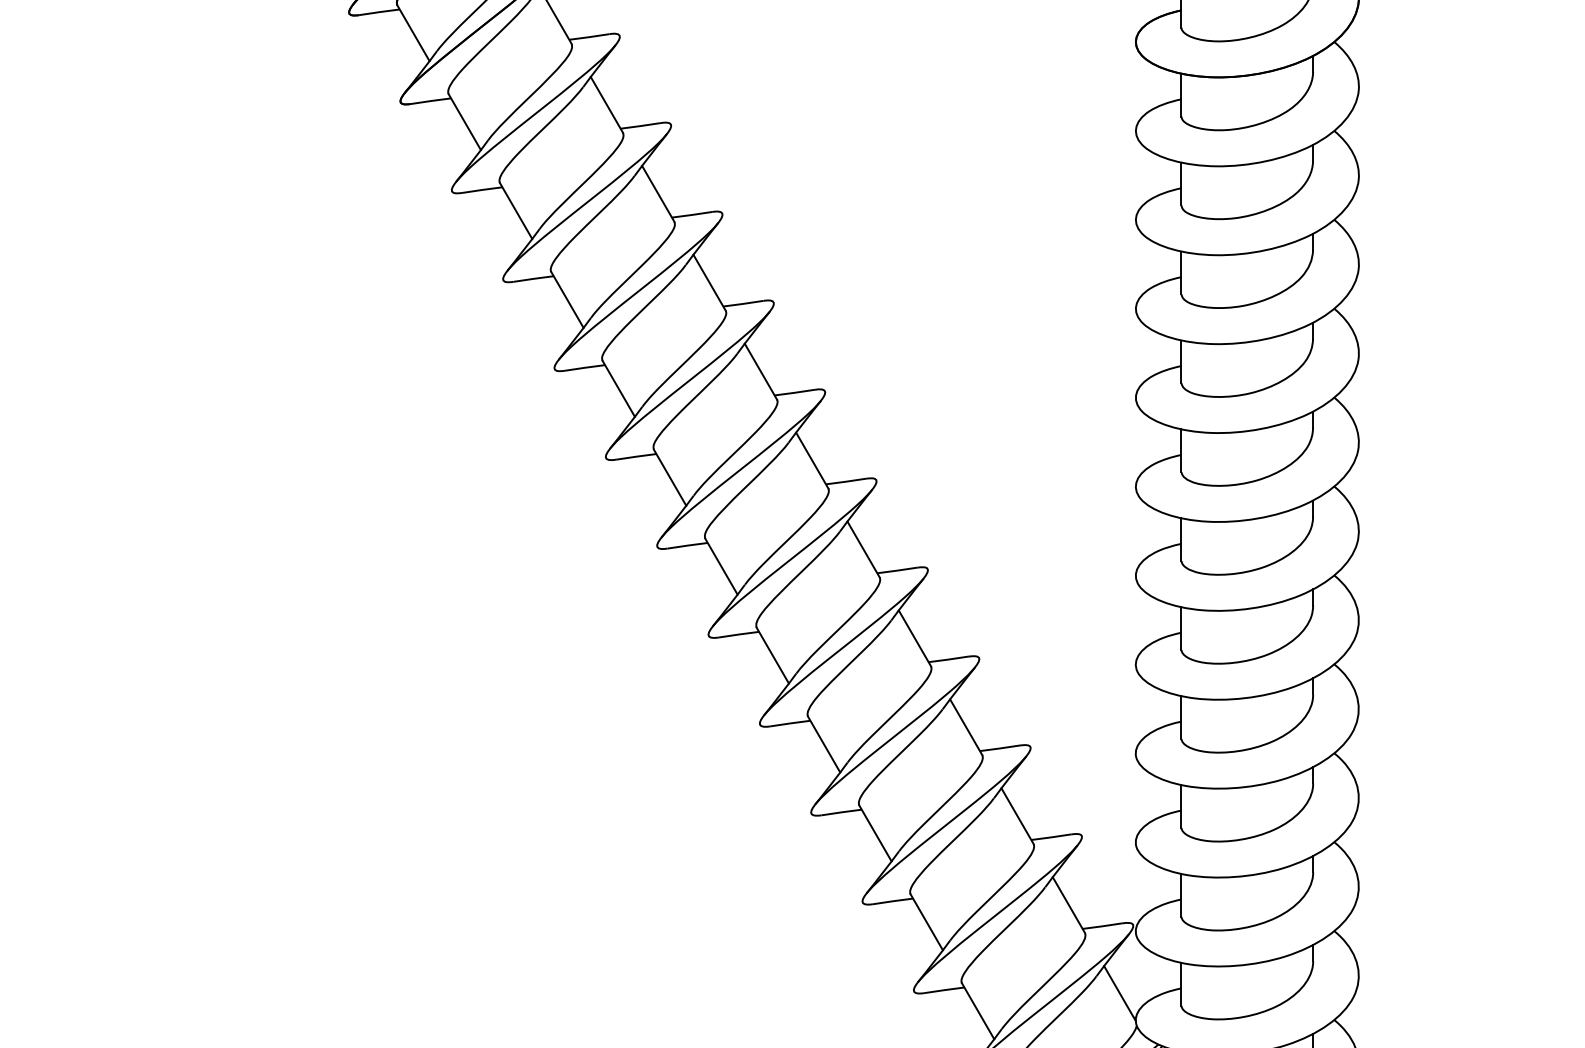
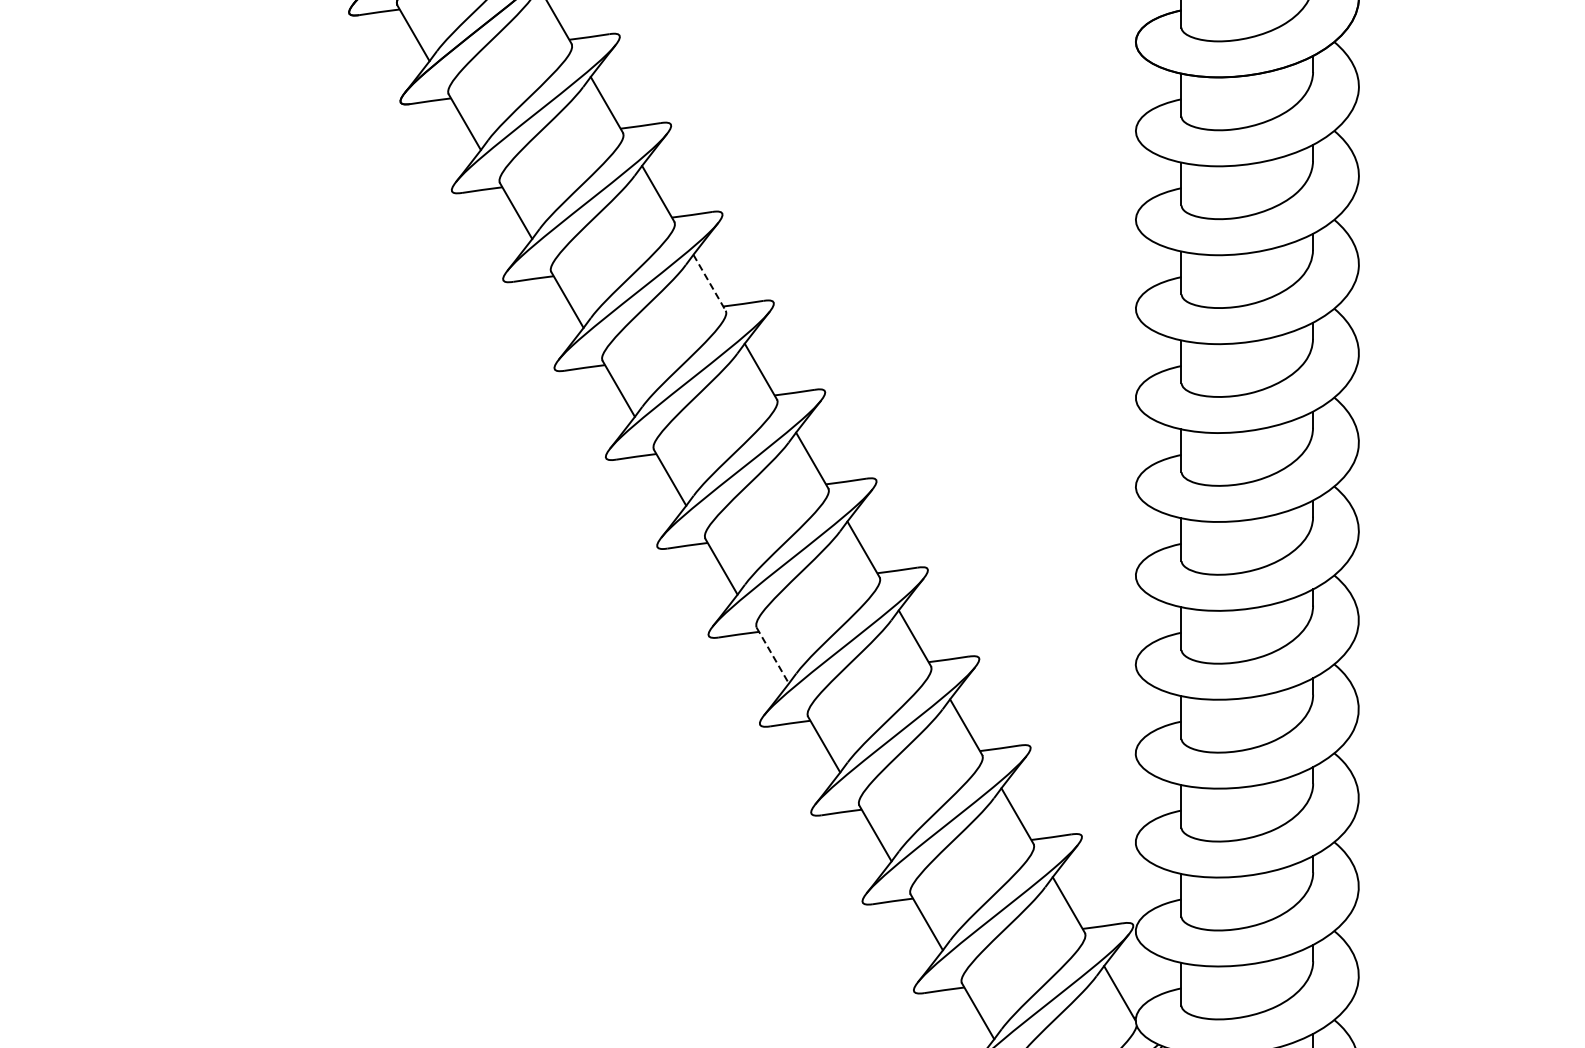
line: solid -> dashed (709, 283)
line: solid -> dashed (773, 656)
